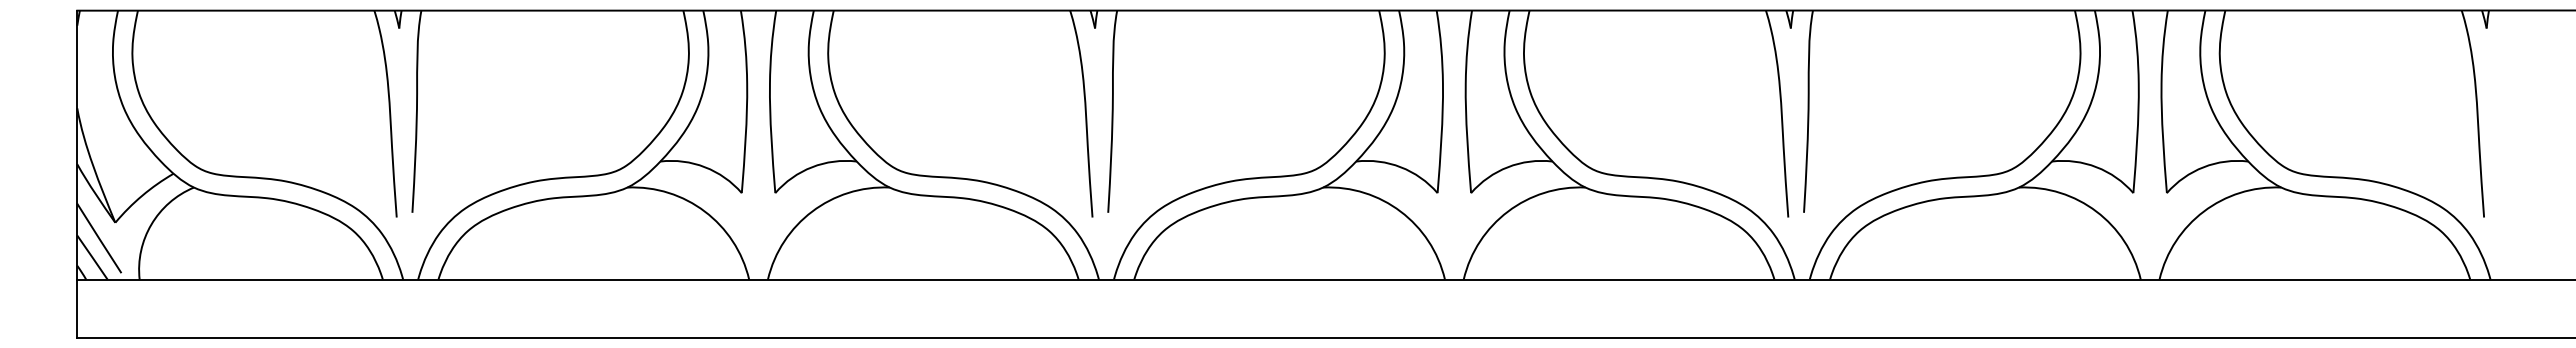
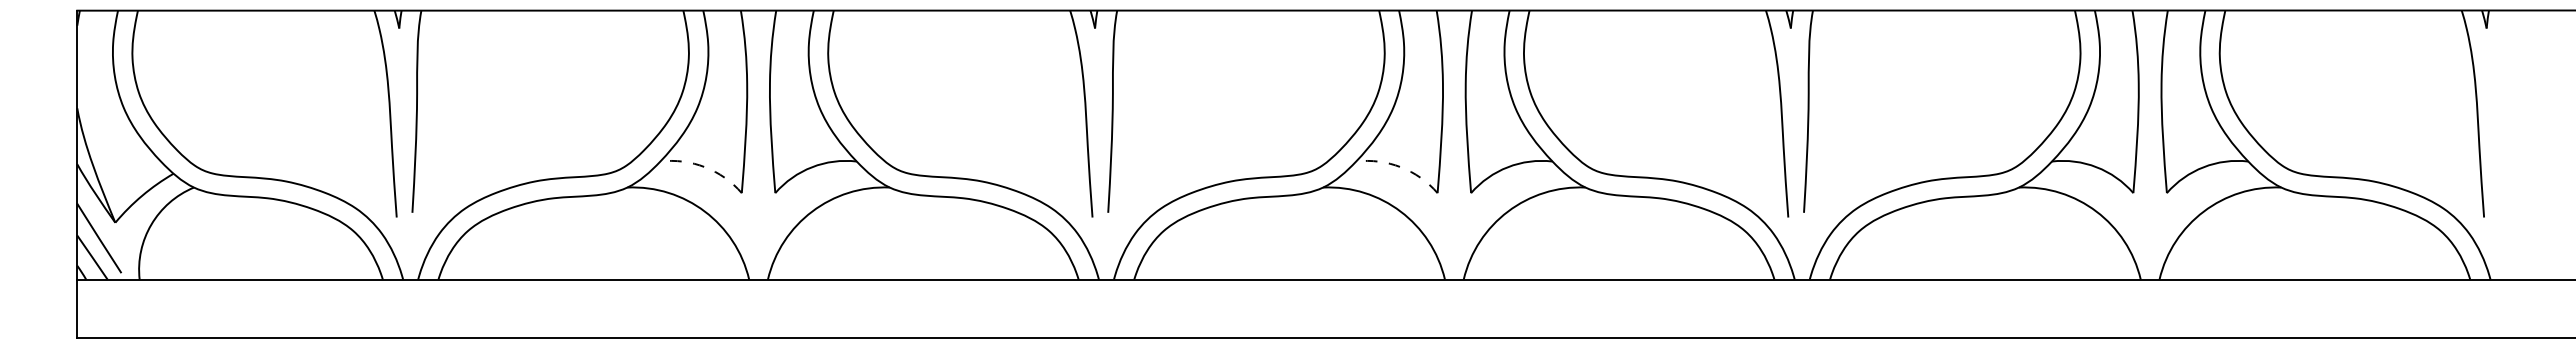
arc: solid -> dashed (705, 167)
arc: solid -> dashed (1400, 167)
